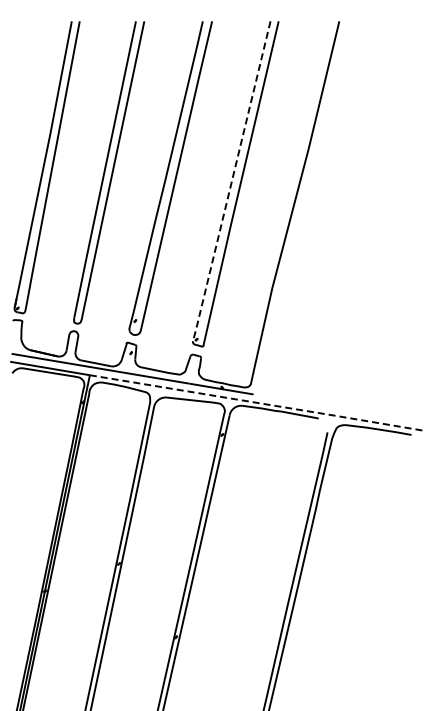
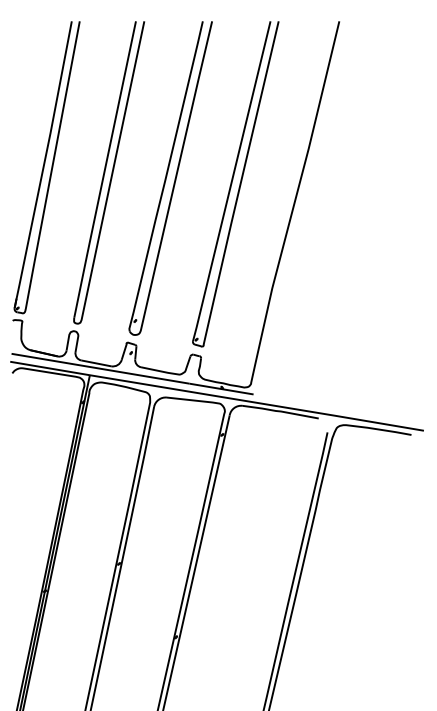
line: dashed -> solid (231, 182)
line: dashed -> solid (258, 403)
